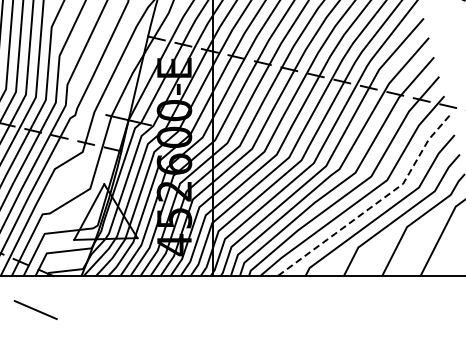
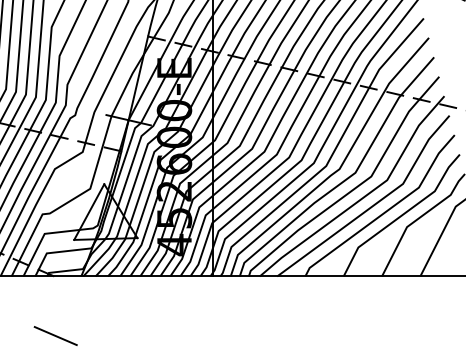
line: dashed -> solid (374, 205)
line position: (35, 309) -> (55, 335) (55, 335)
